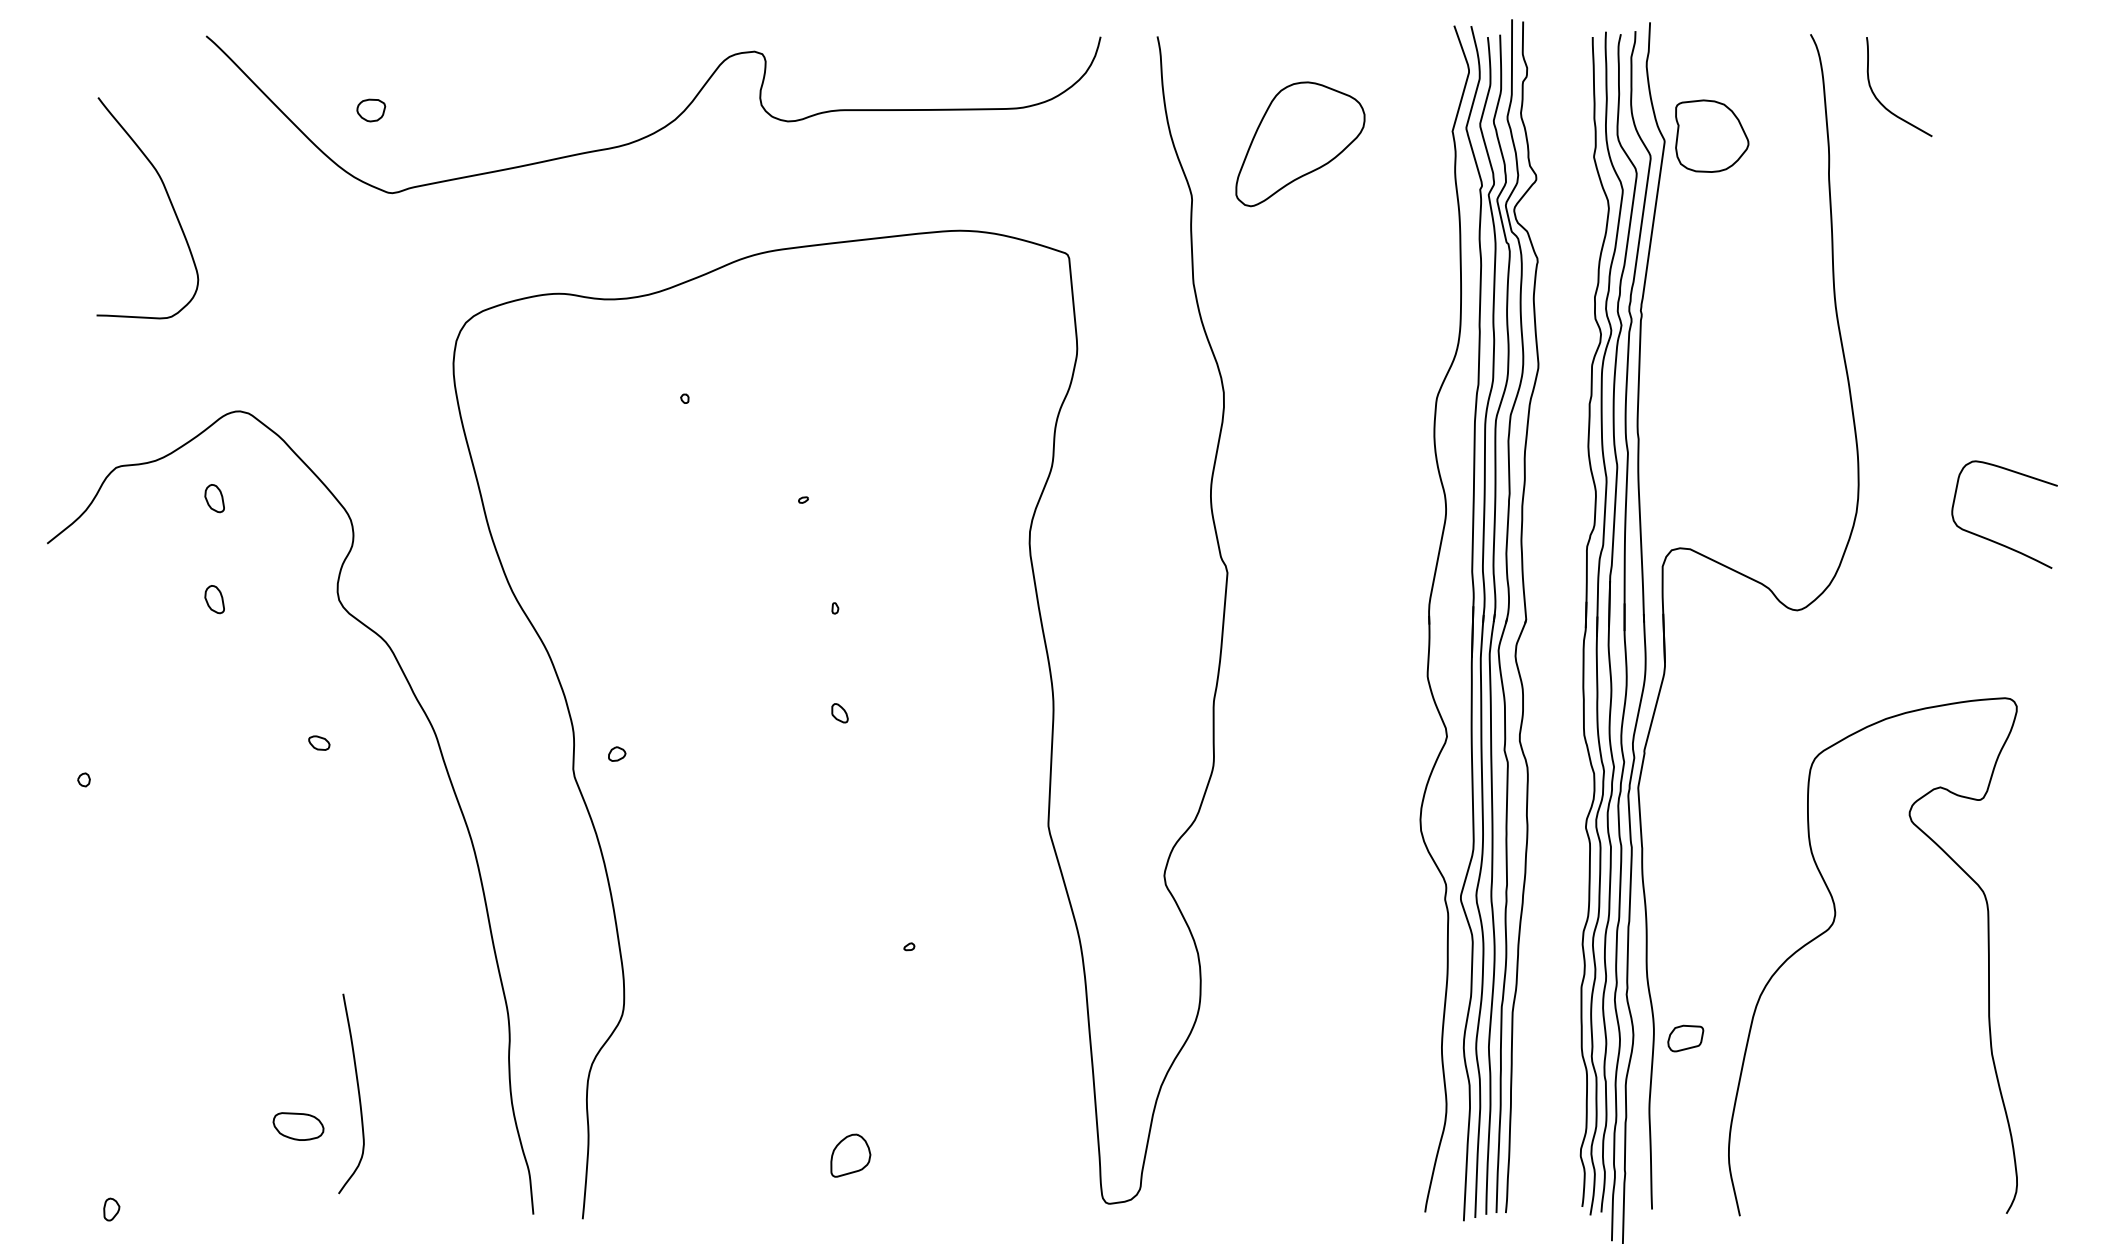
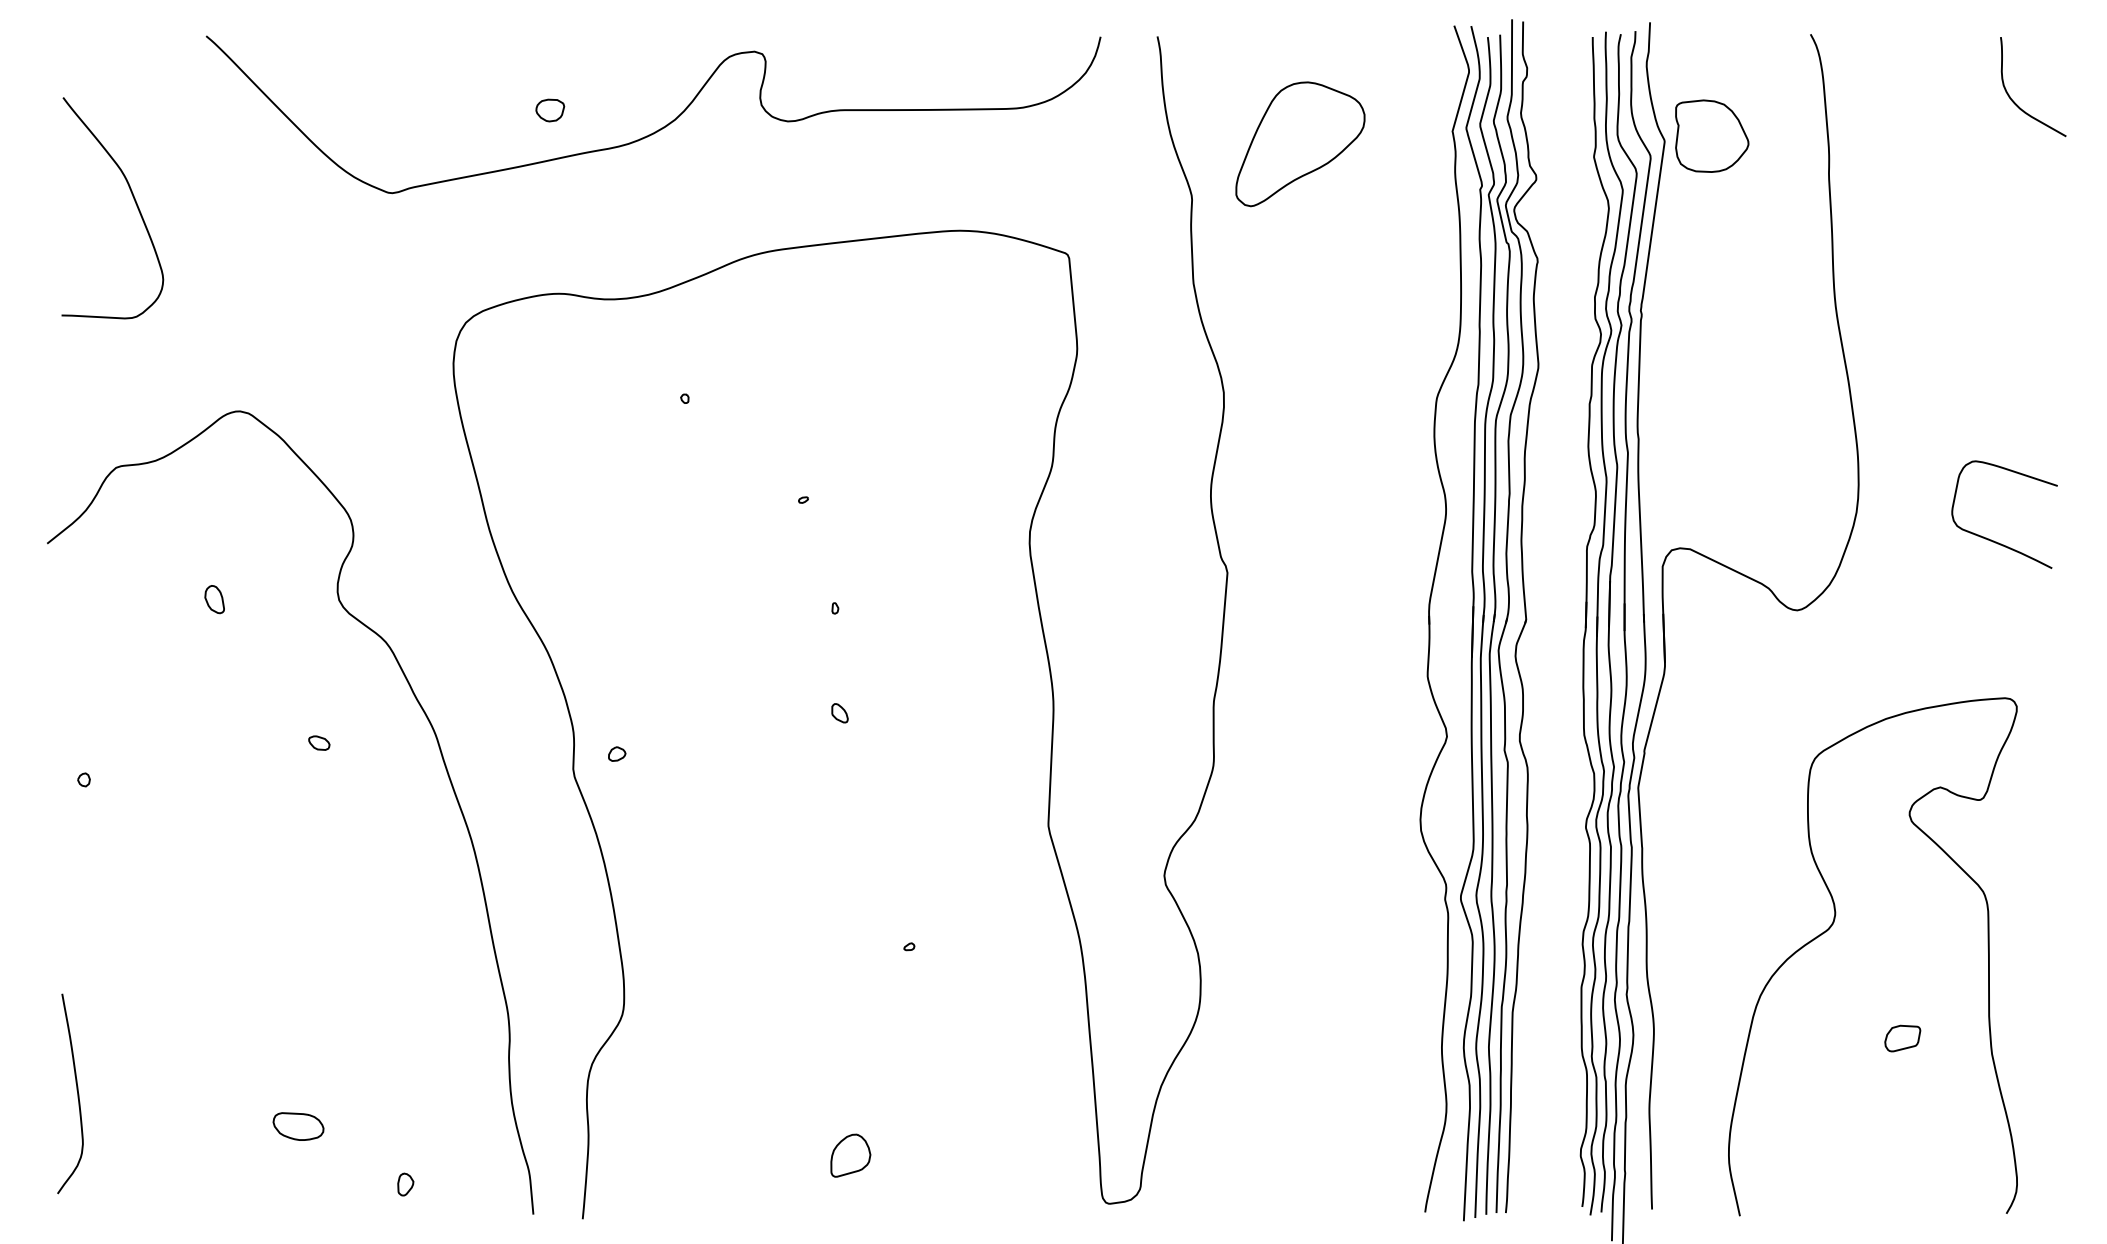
curve position: (1882, 103) -> (2016, 103) (2016, 103)
part position: (371, 110) -> (550, 110) (550, 110)
curve position: (168, 199) -> (133, 199) (133, 199)
part: present -> none (214, 498)
part position: (1685, 1038) -> (1902, 1038) (1902, 1038)
curve position: (357, 1090) -> (76, 1090) (76, 1090)
part position: (111, 1209) -> (405, 1184) (405, 1184)
